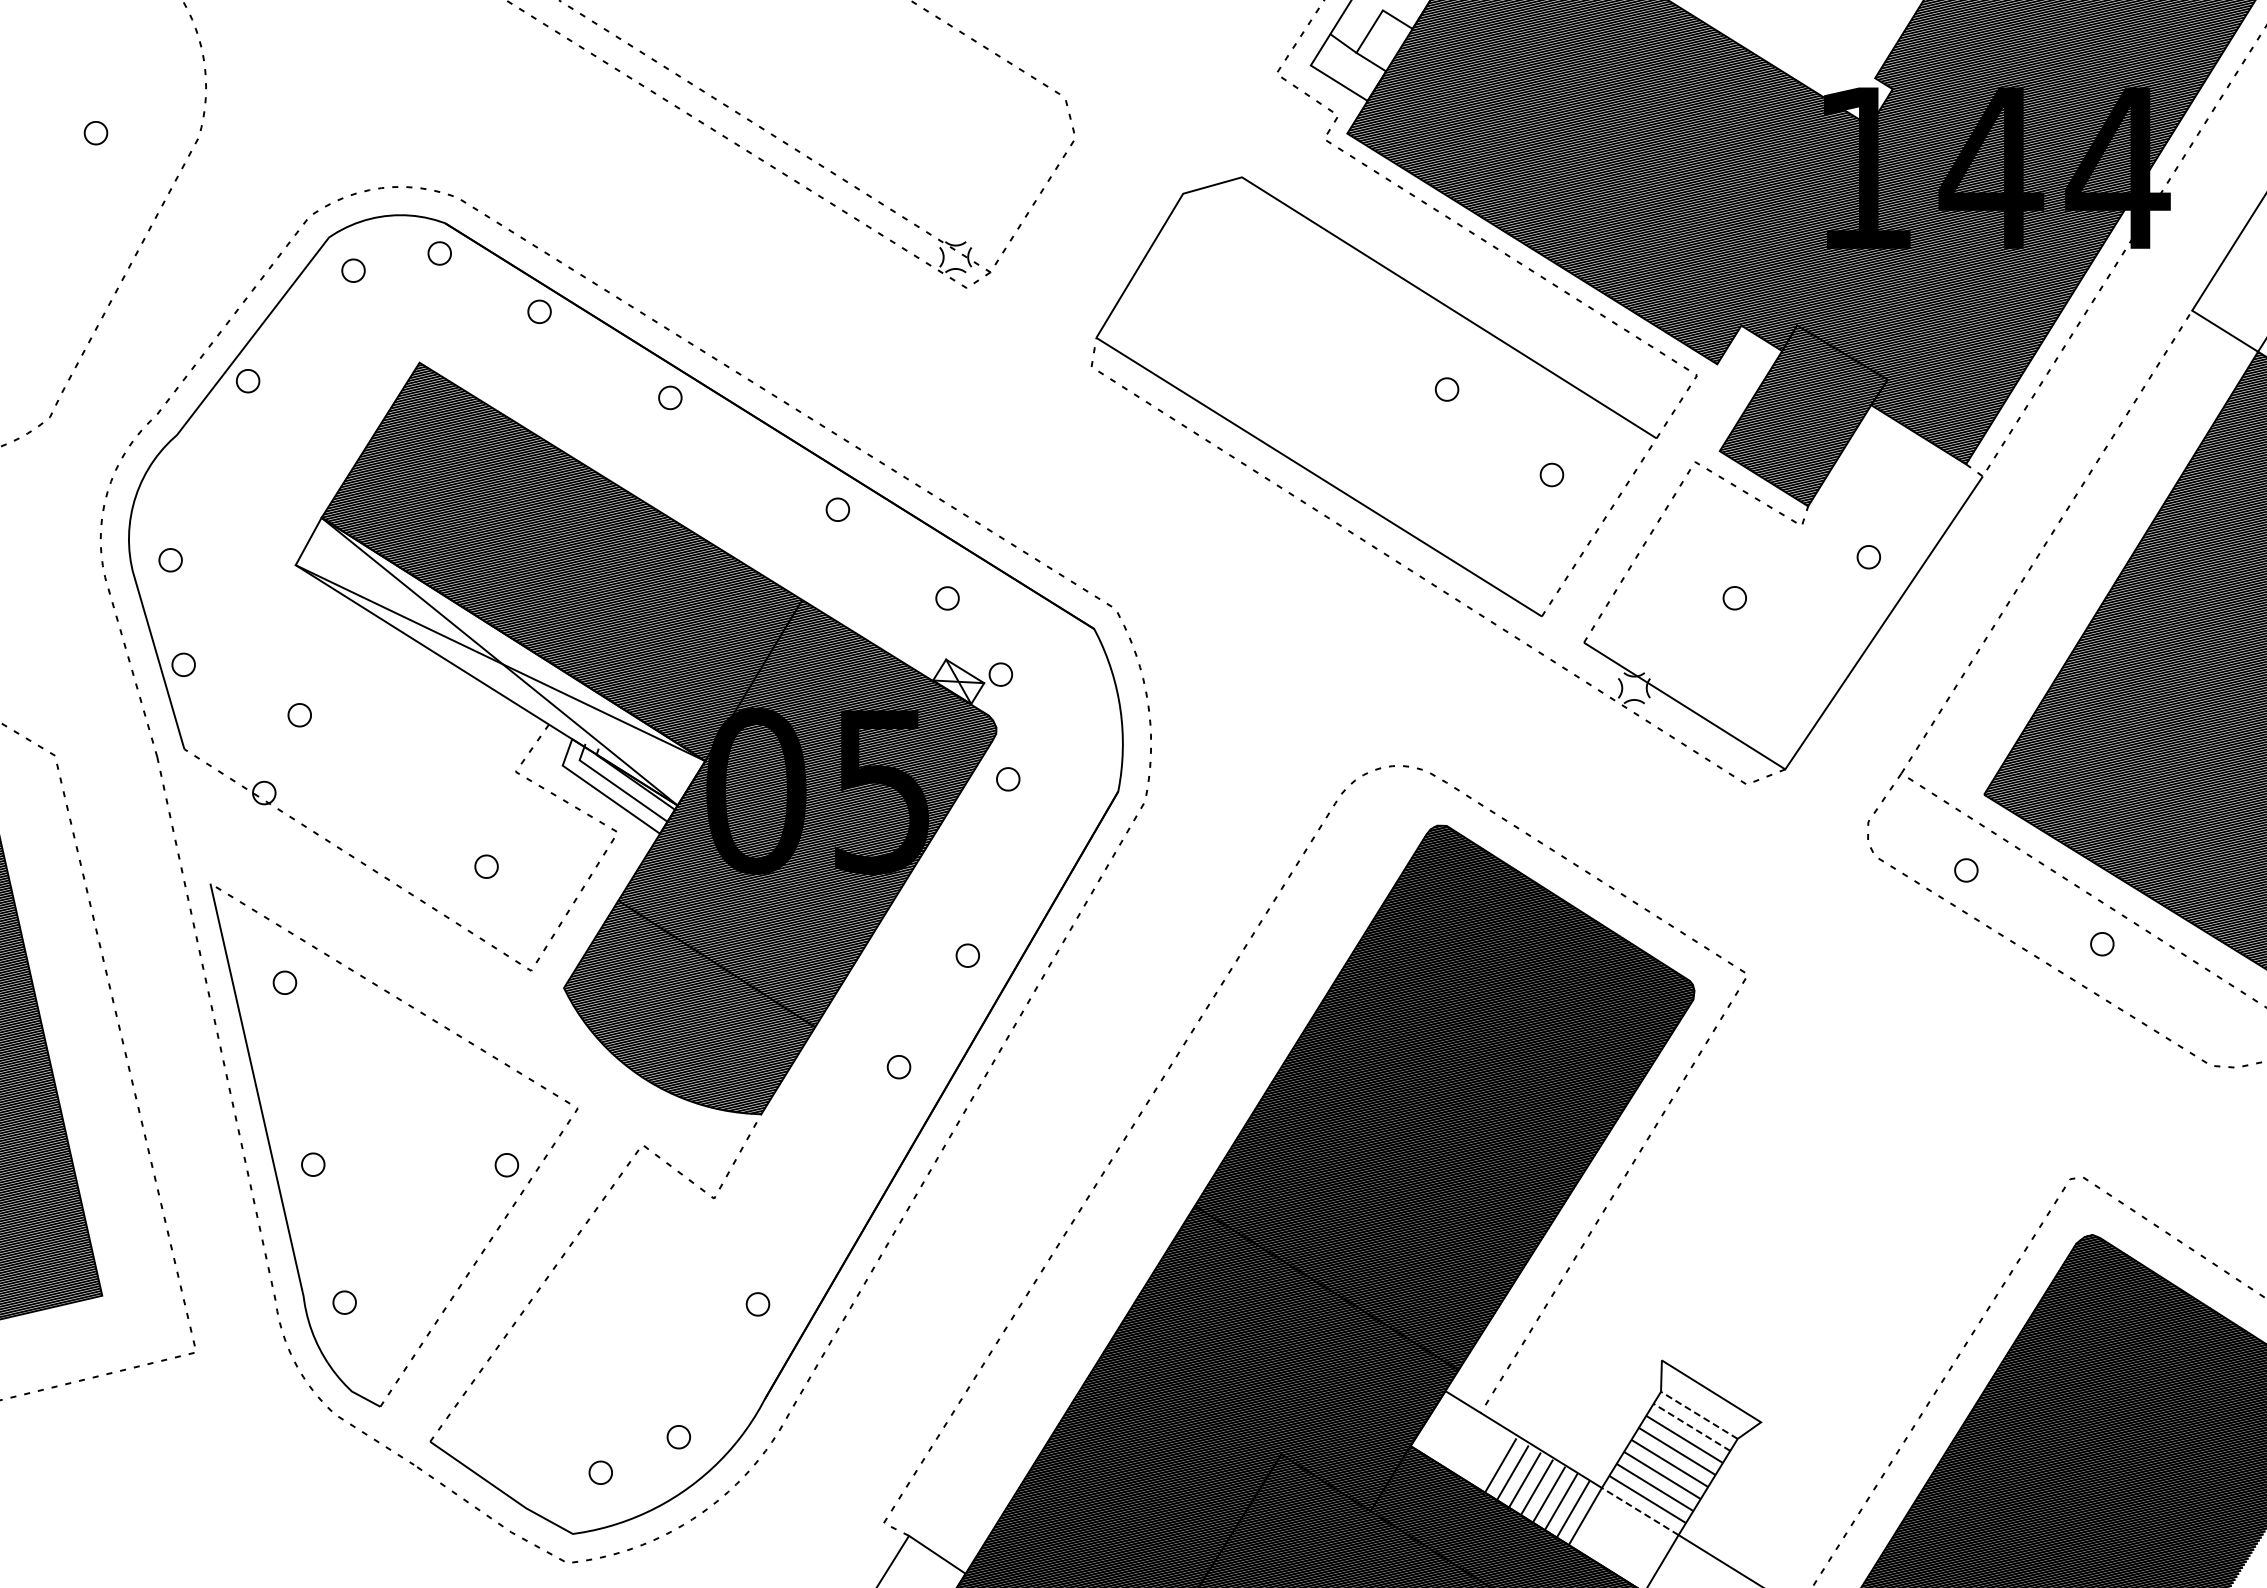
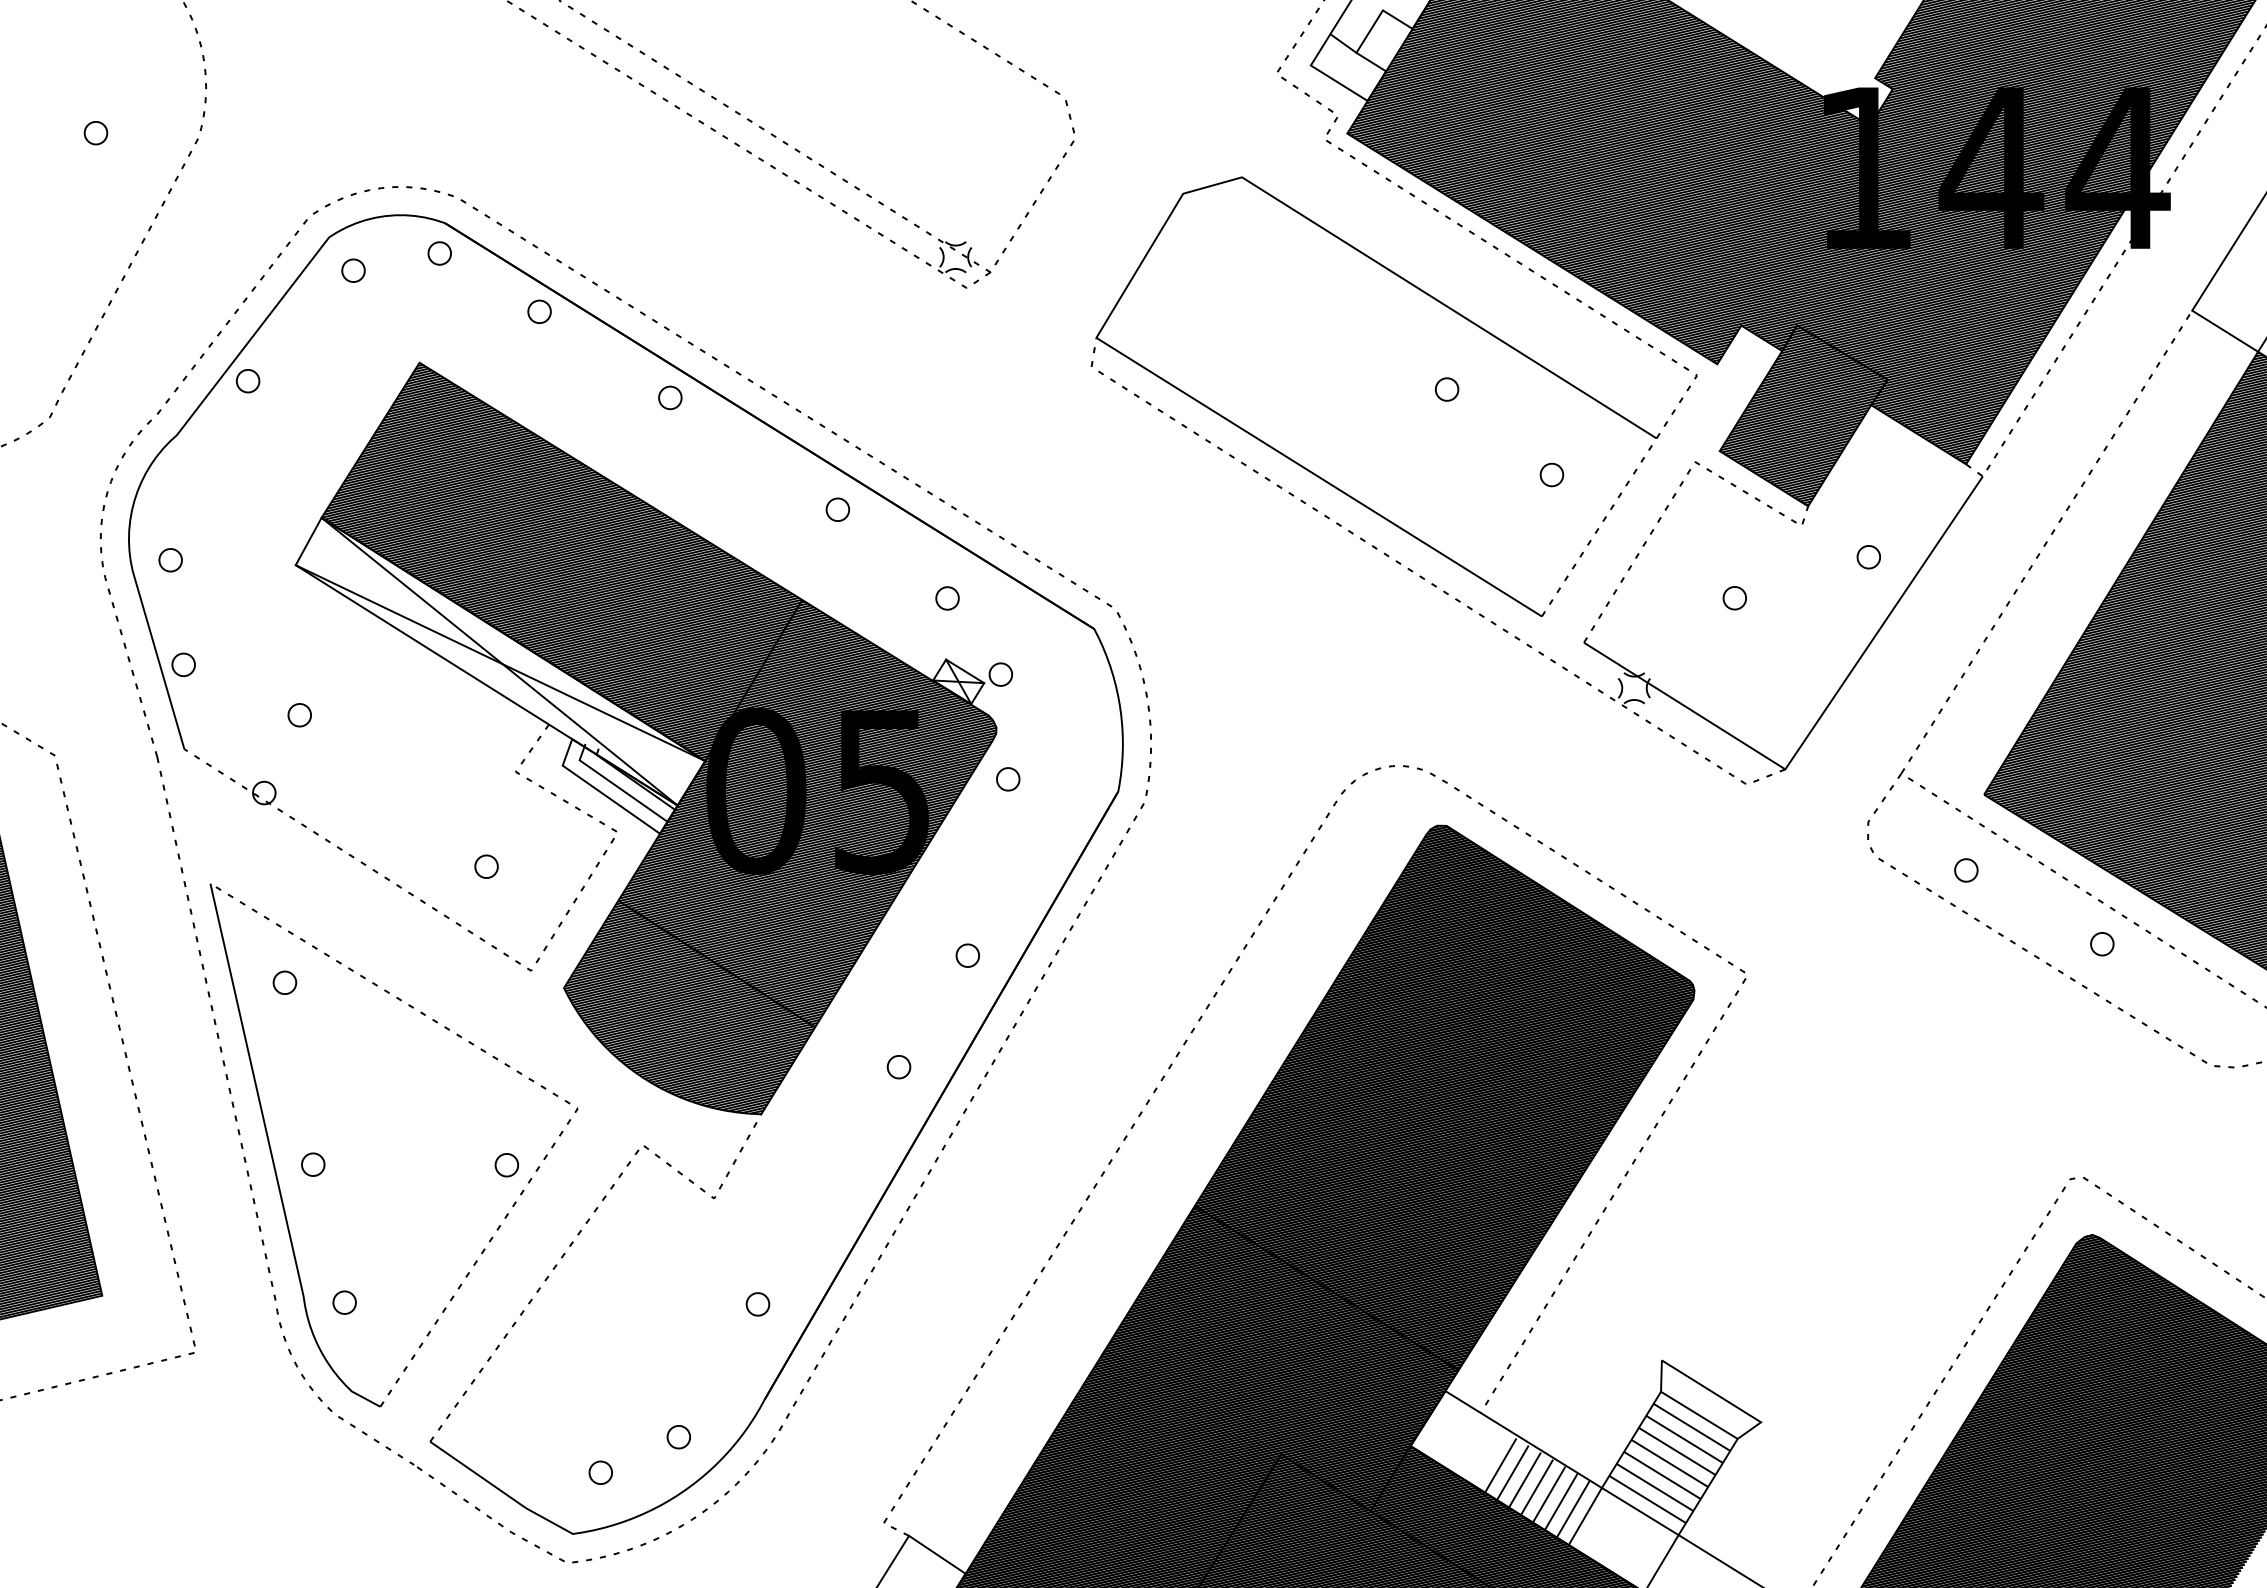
line: dashed -> solid (1699, 1415)
line: dashed -> solid (1691, 1427)
line: dashed -> solid (1639, 1511)
